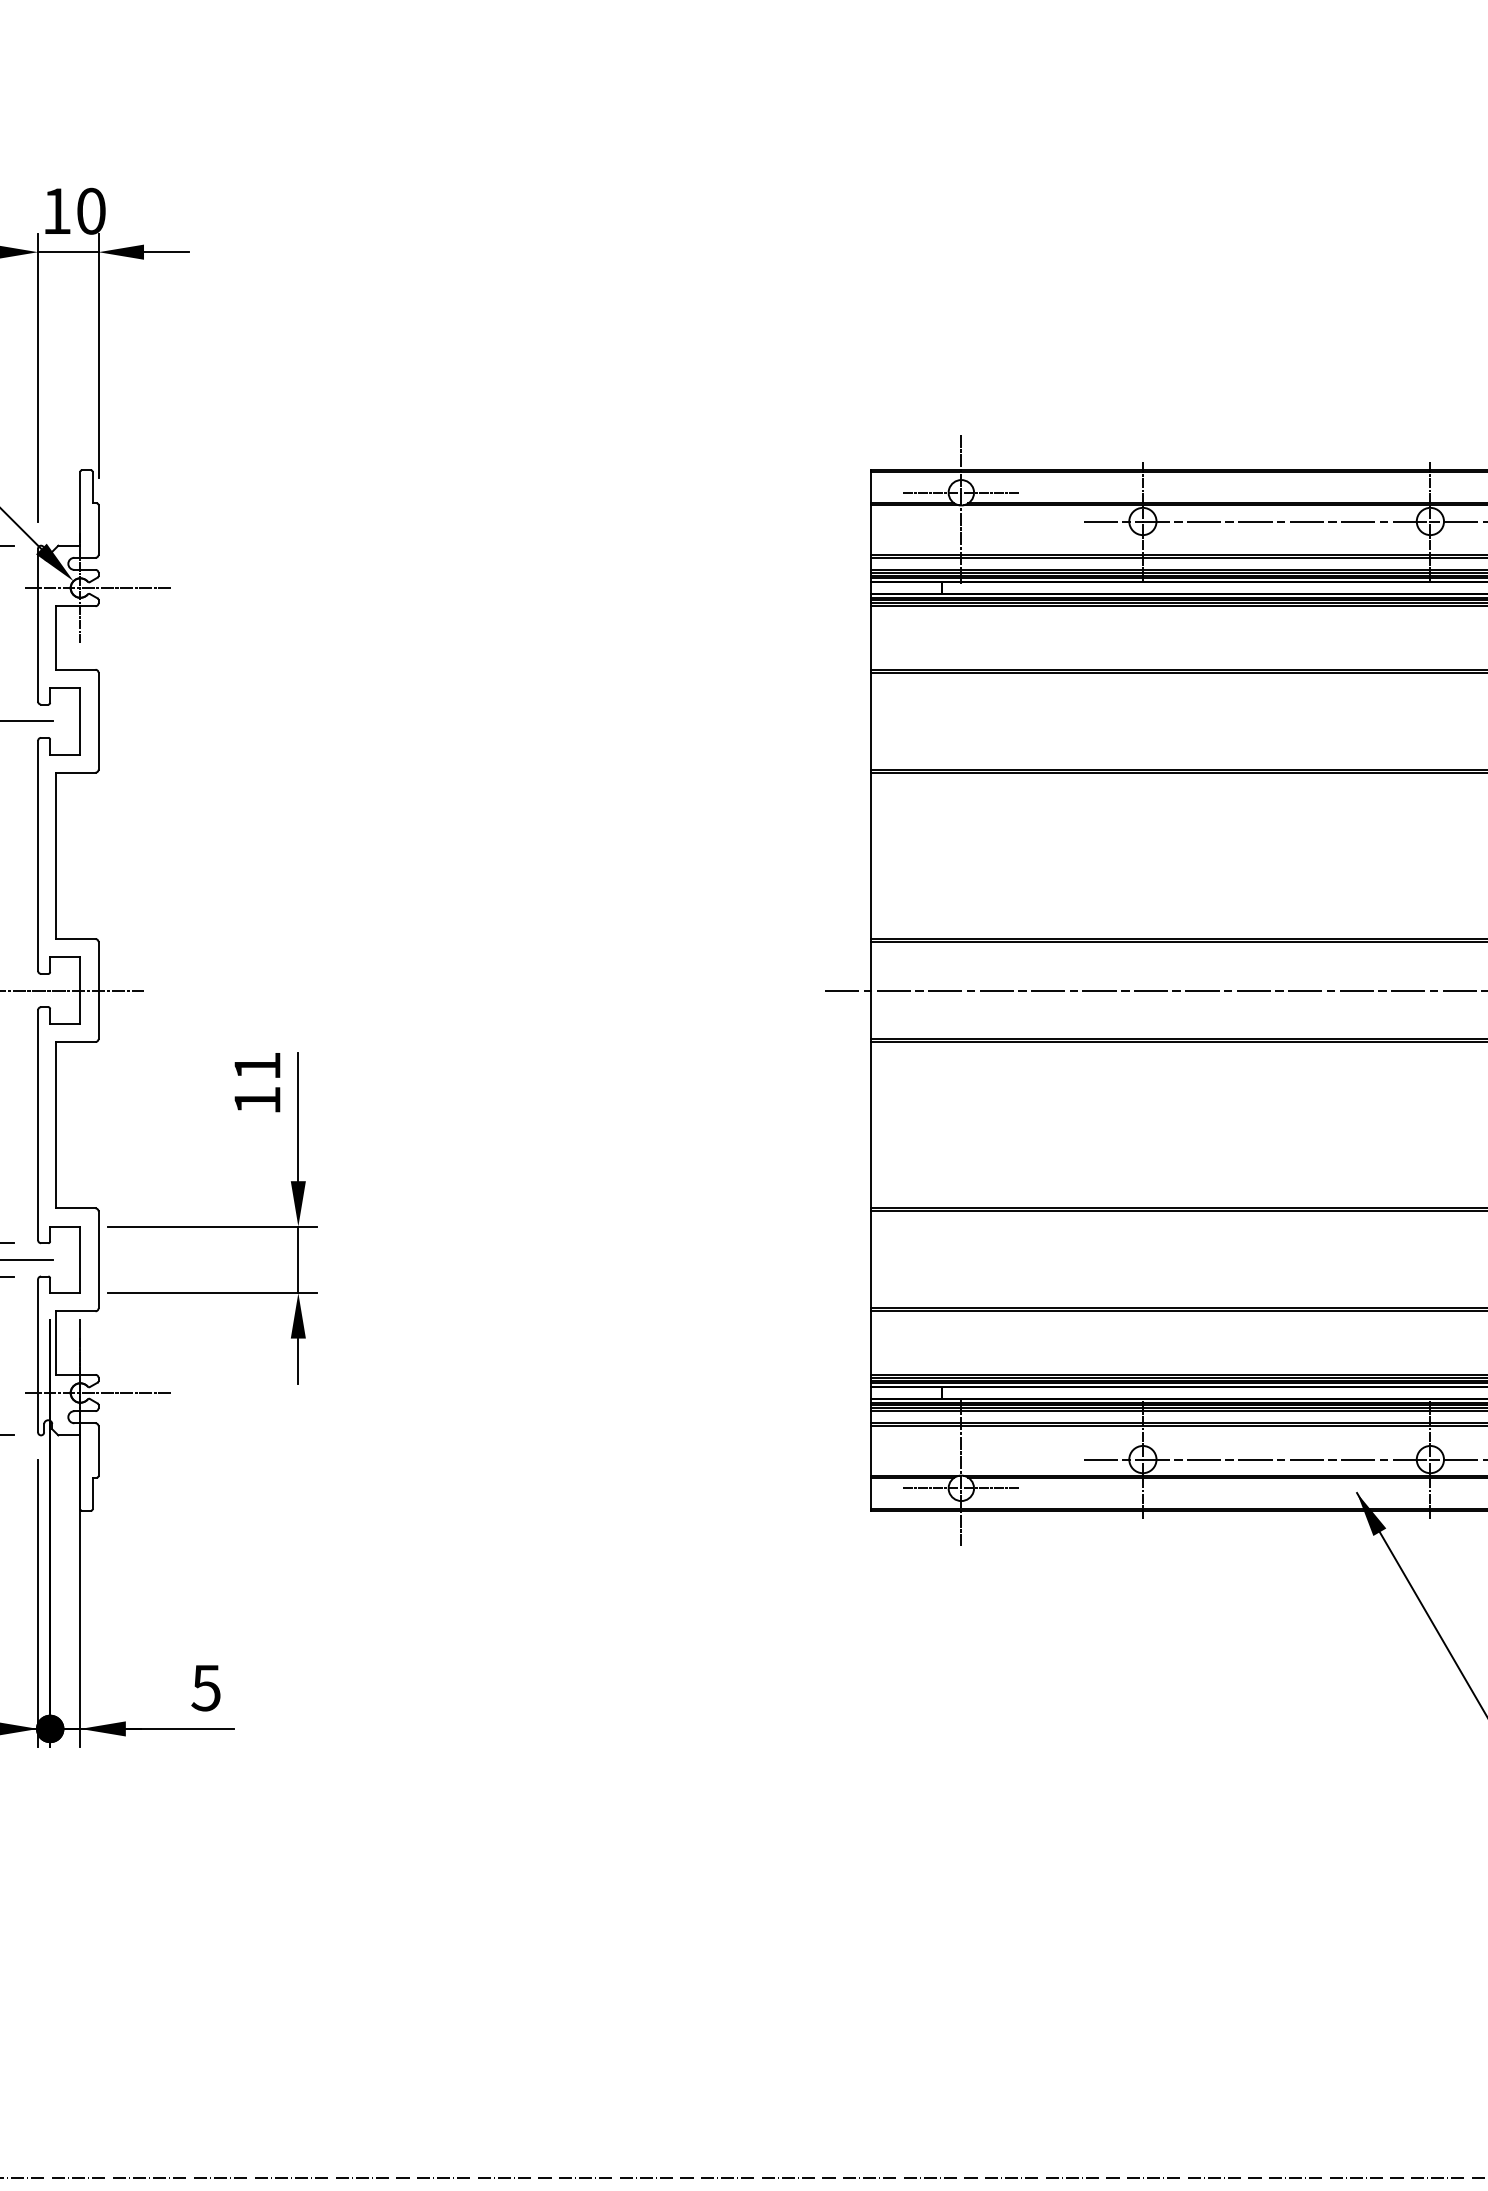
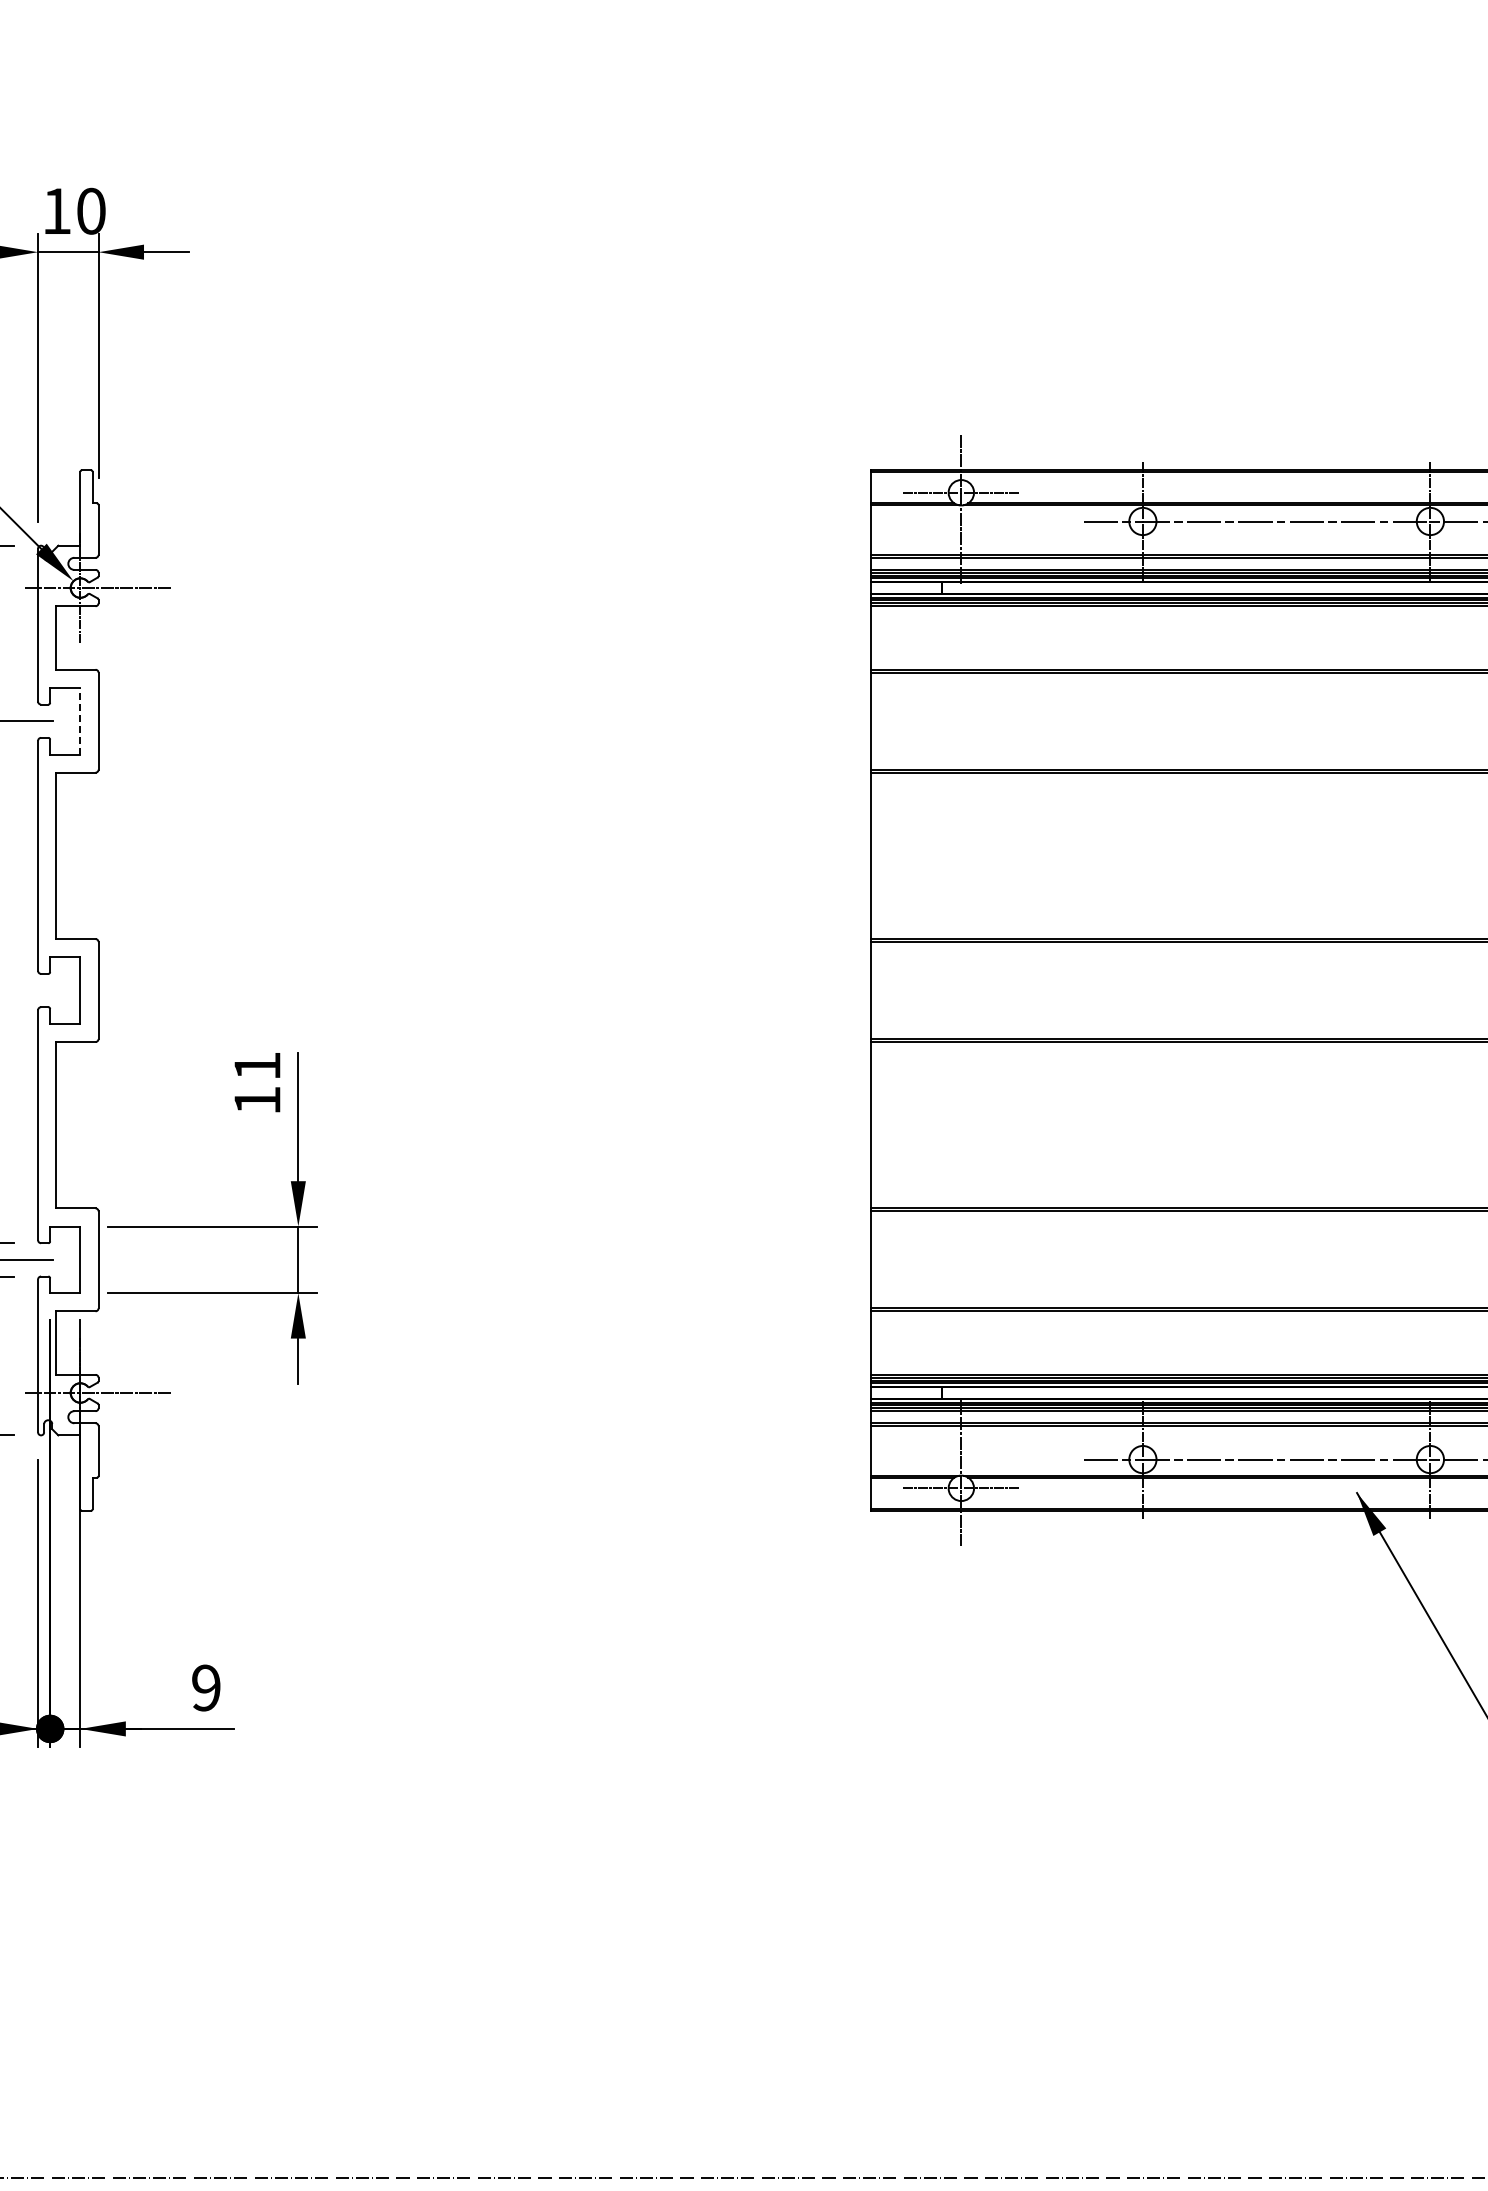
line: solid -> dashed (80, 720)
line: present -> none (73, 990)
line: present -> none (1154, 990)
text: 5 -> 9 (205, 1687)
